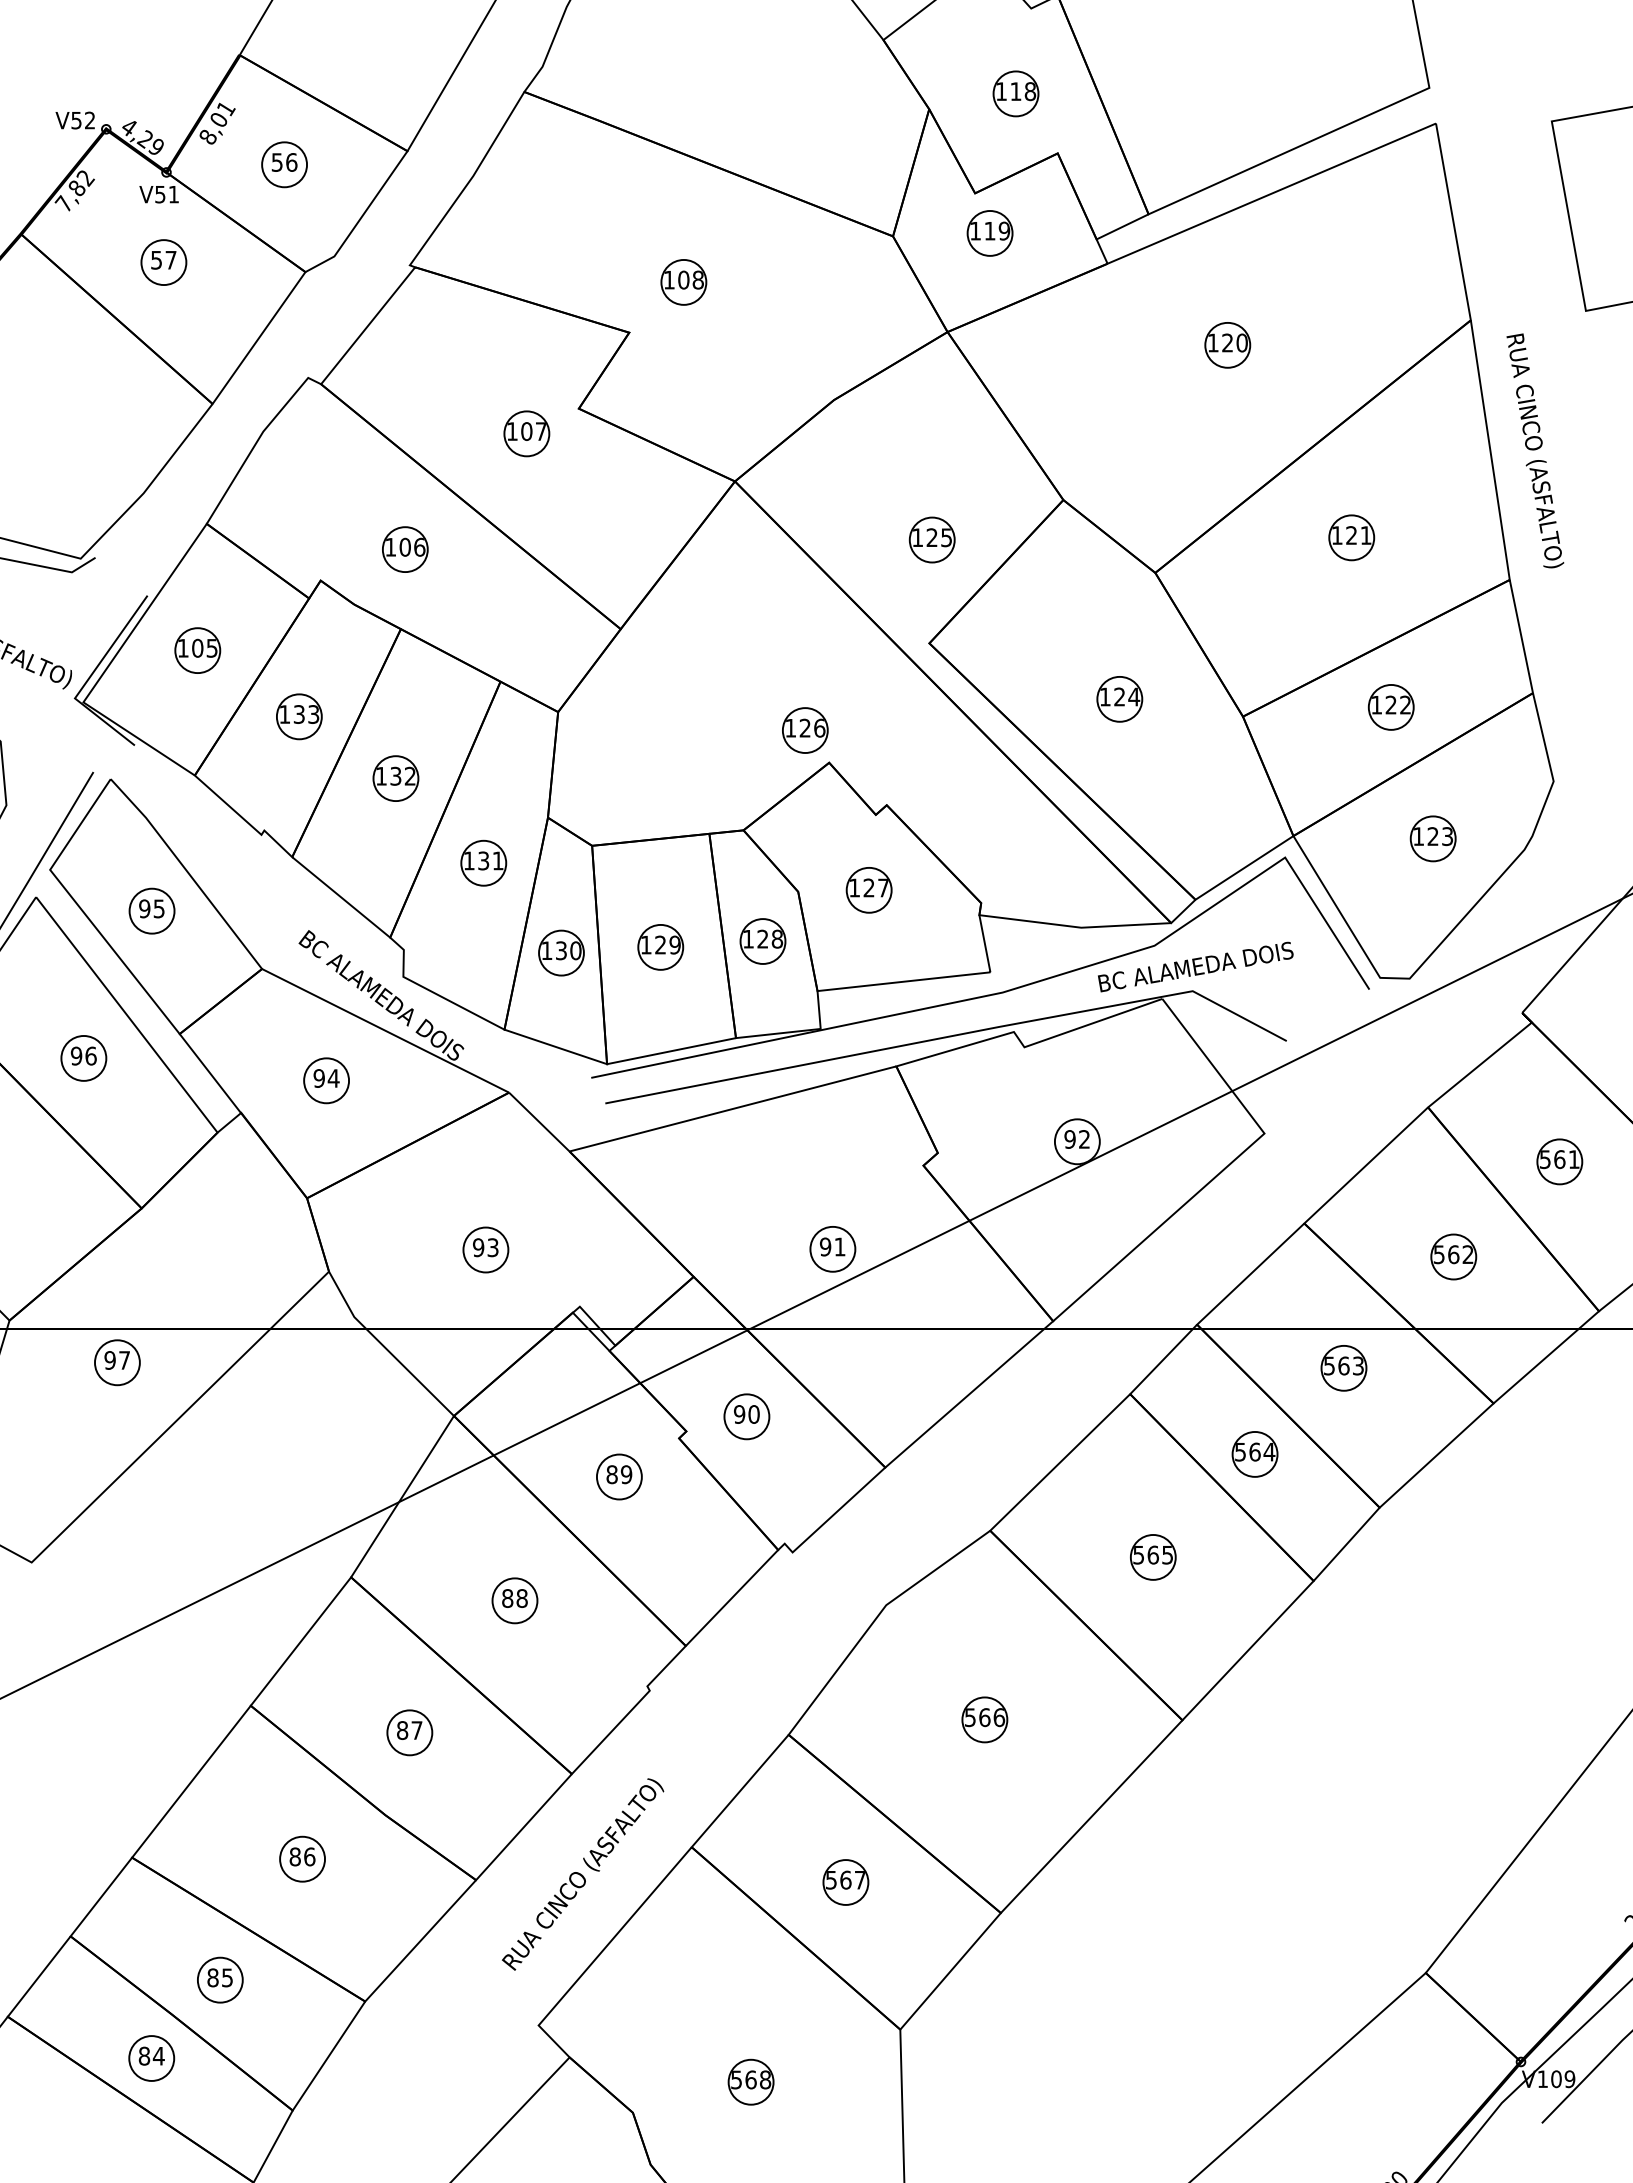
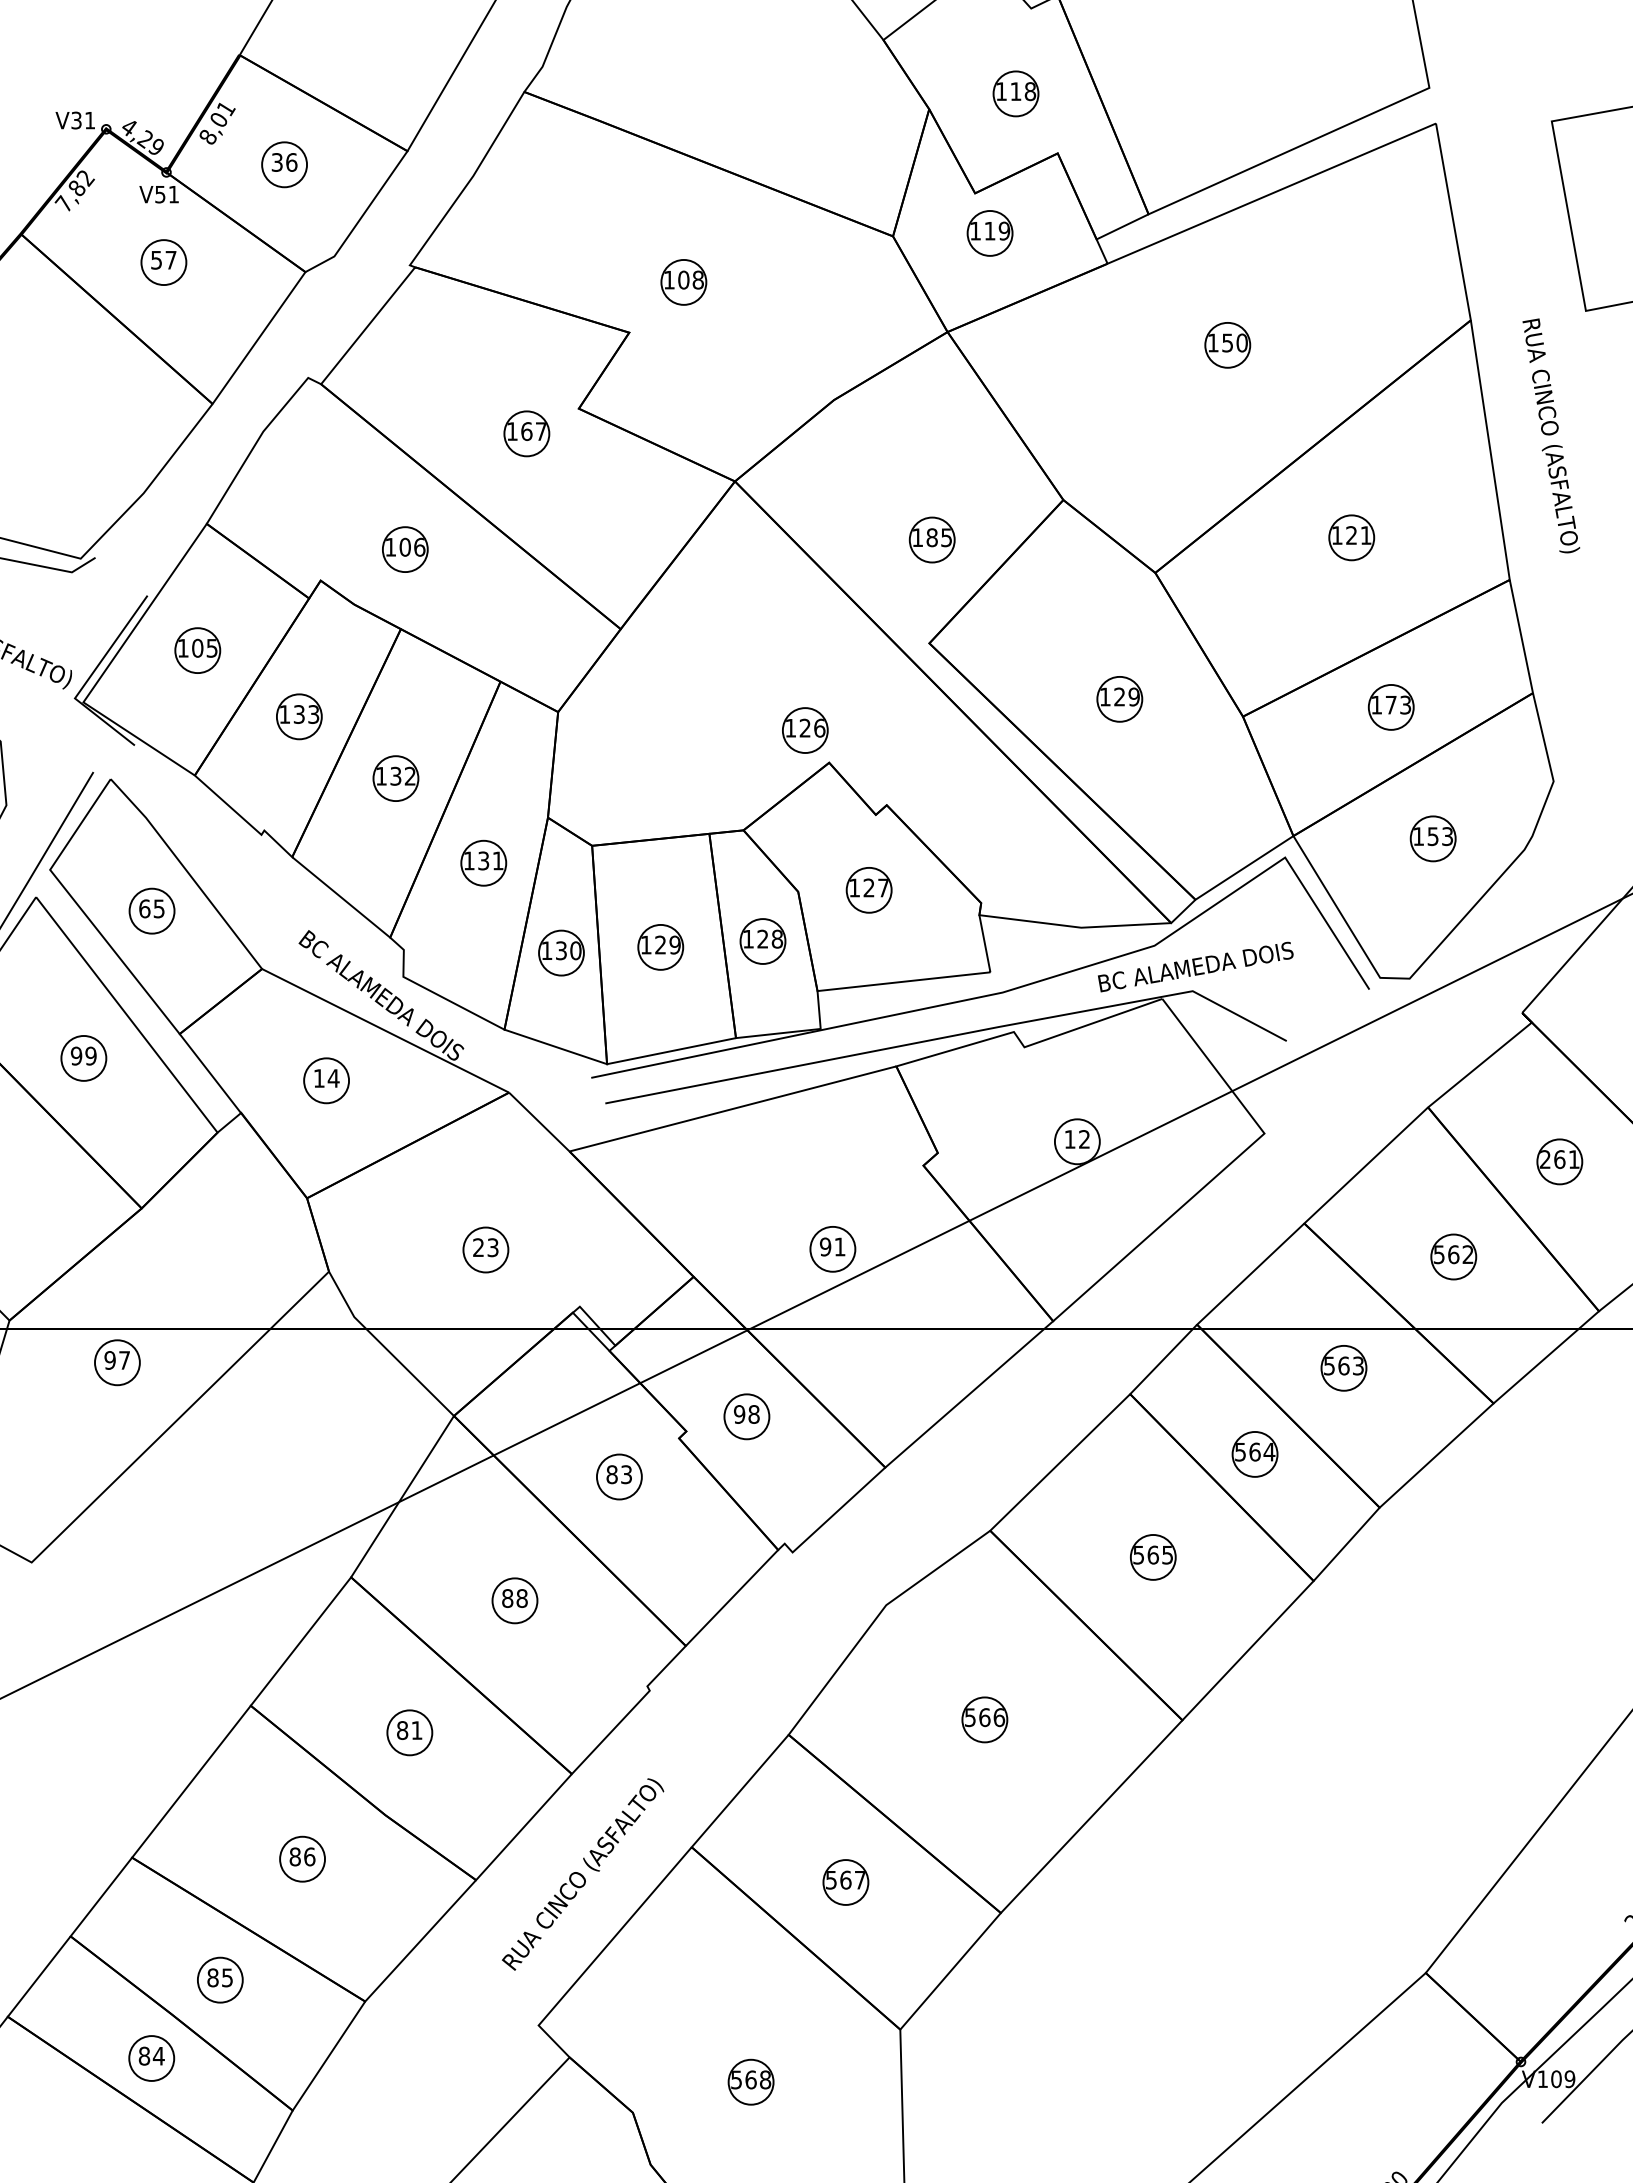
text: V52 -> V31 (83, 120)
text: 56 -> 36 (277, 162)
text: 120 -> 150 (1227, 342)
text: 107 -> 167 (526, 431)
text position: (1535, 450) -> (1551, 435) (1551, 435)
text: 125 -> 185 (931, 537)
text: 124 -> 129 (1134, 696)
text: 122 -> 173 (1398, 704)
text: 123 -> 153 (1432, 836)
text: 95 -> 65 (144, 908)
text: 96 -> 99 (90, 1055)
text: 94 -> 14 (318, 1078)
text: 92 -> 12 (1069, 1139)
text: 561 -> 261 (1545, 1159)
text: 93 -> 23 (478, 1247)
text: 90 -> 98 (753, 1414)
text: 89 -> 83 (626, 1474)
text: 87 -> 81 (416, 1730)
